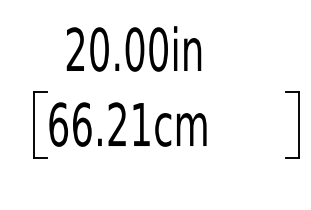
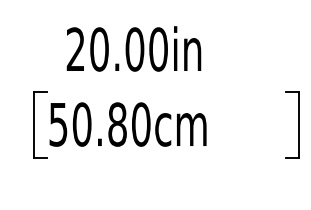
text: 66.21cm -> 50.80cm (99, 124)
